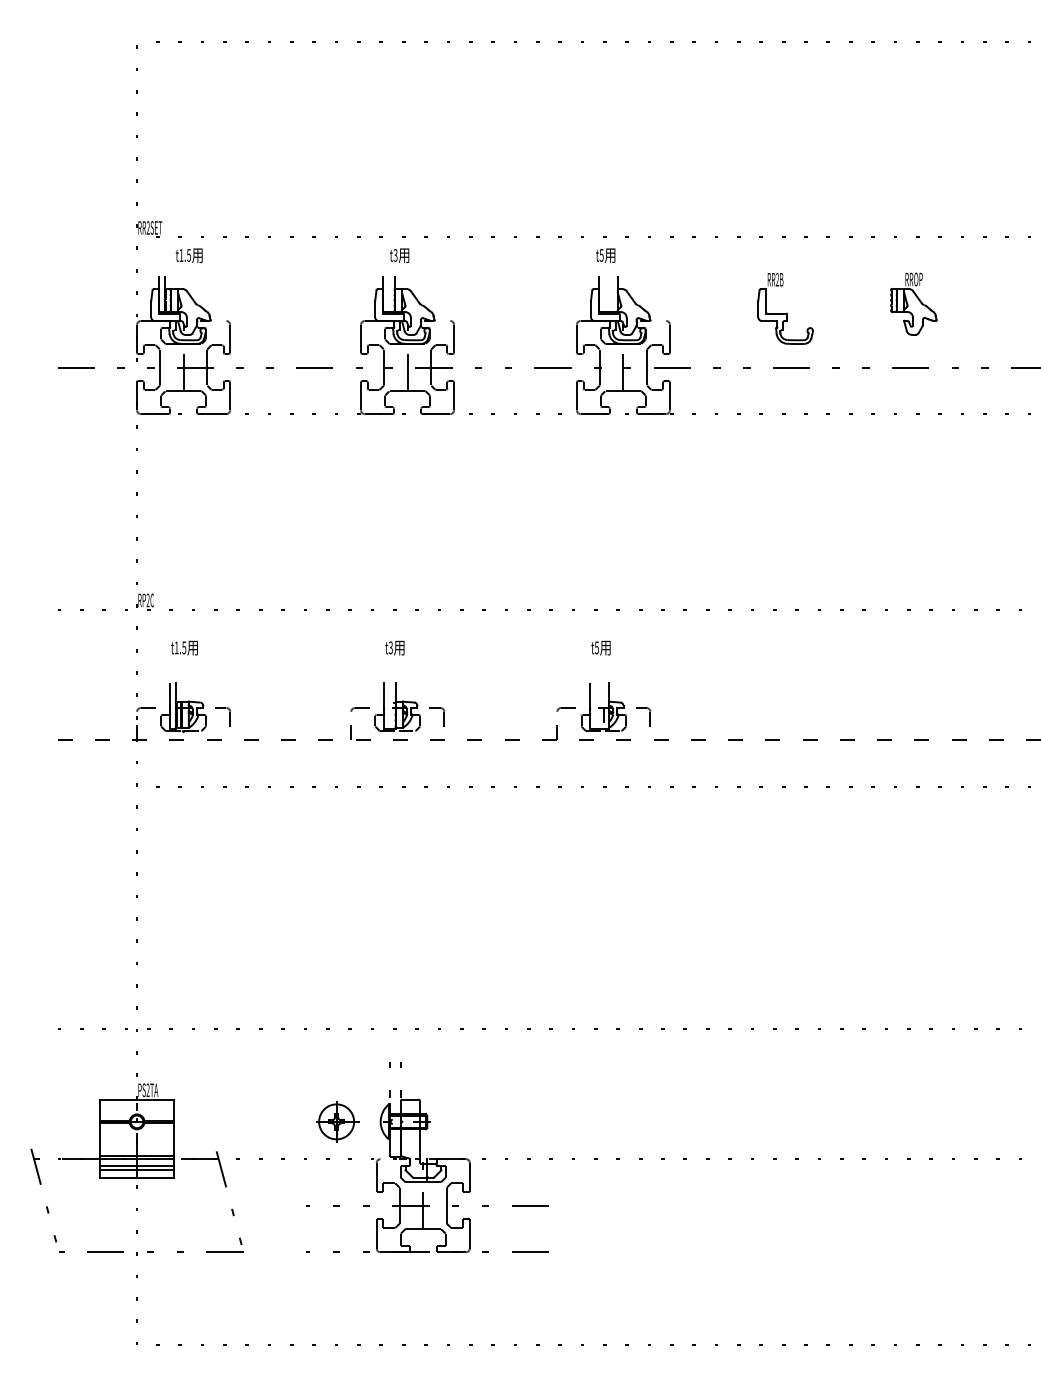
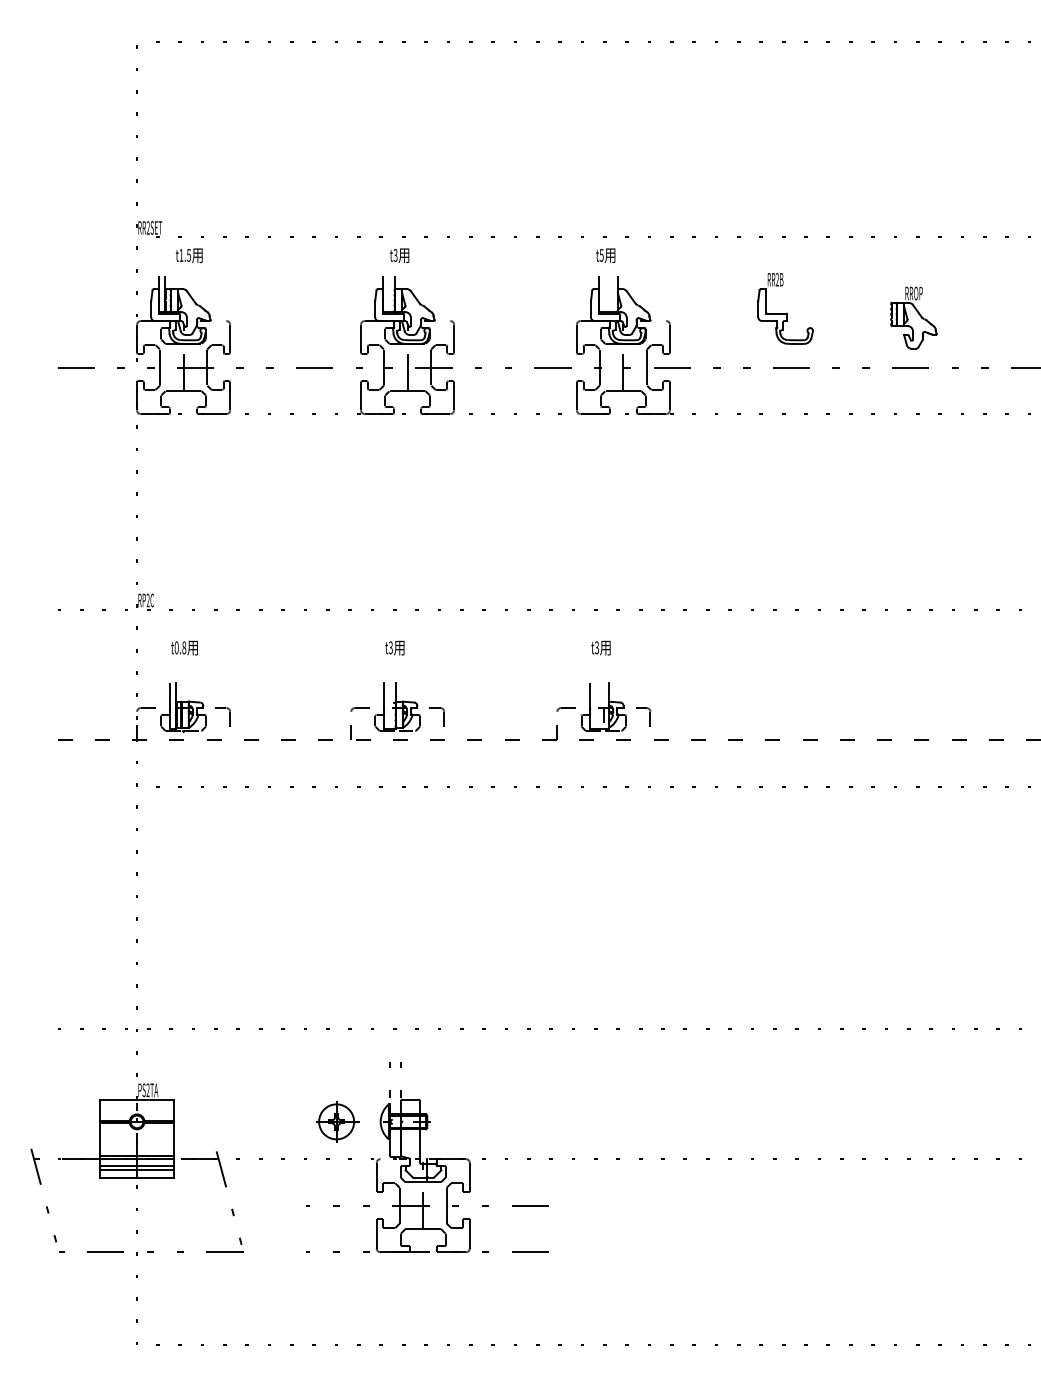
part position: (913, 303) -> (913, 317) (913, 317)
text: t5 -> t3 (596, 646)
text: t1.5 -> t0.8 (180, 647)
